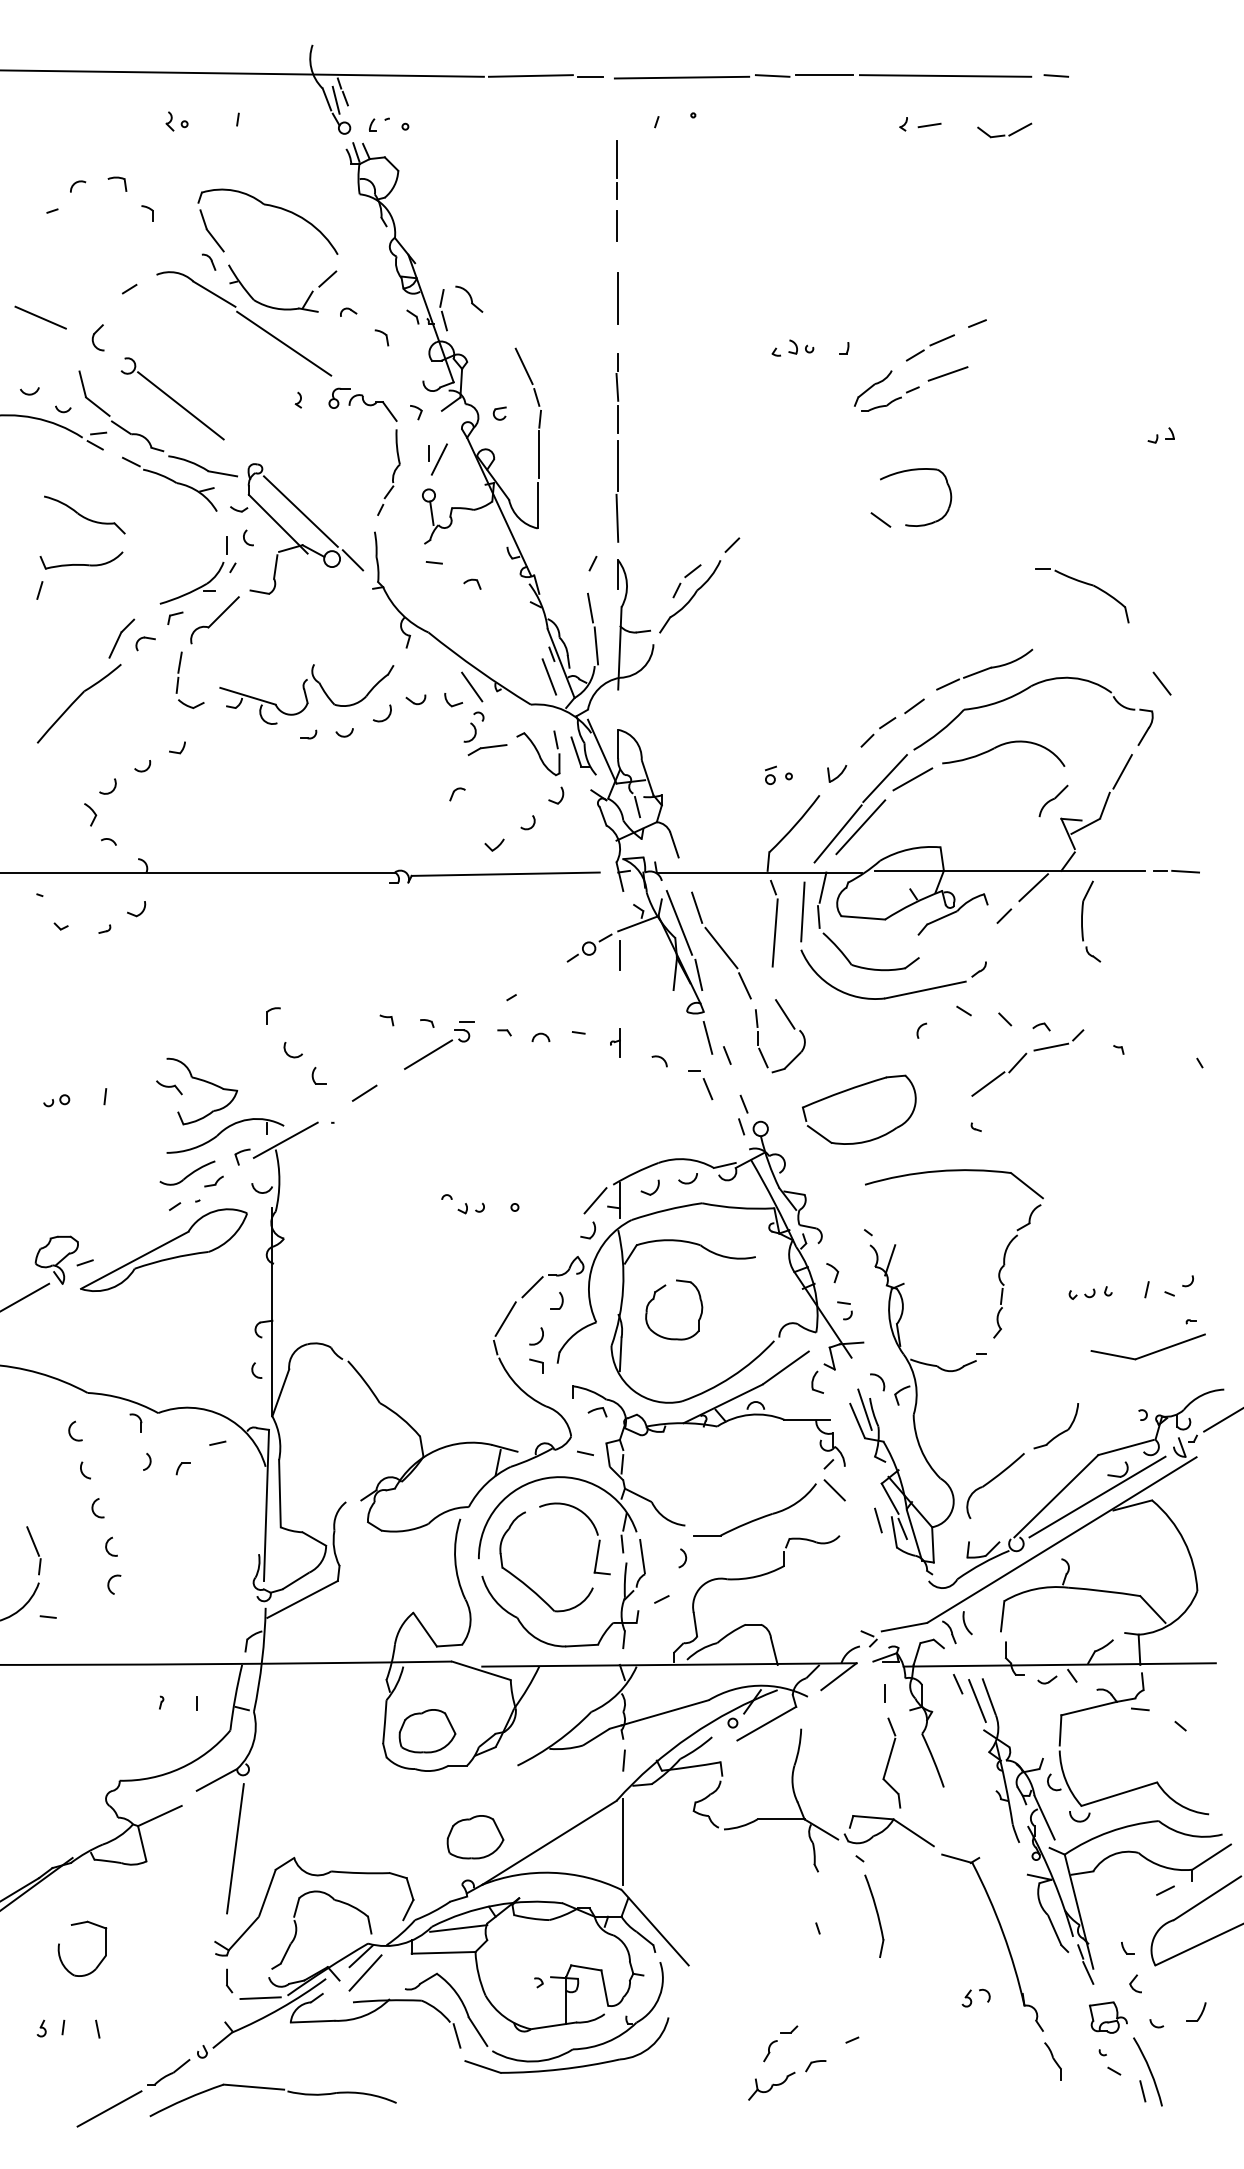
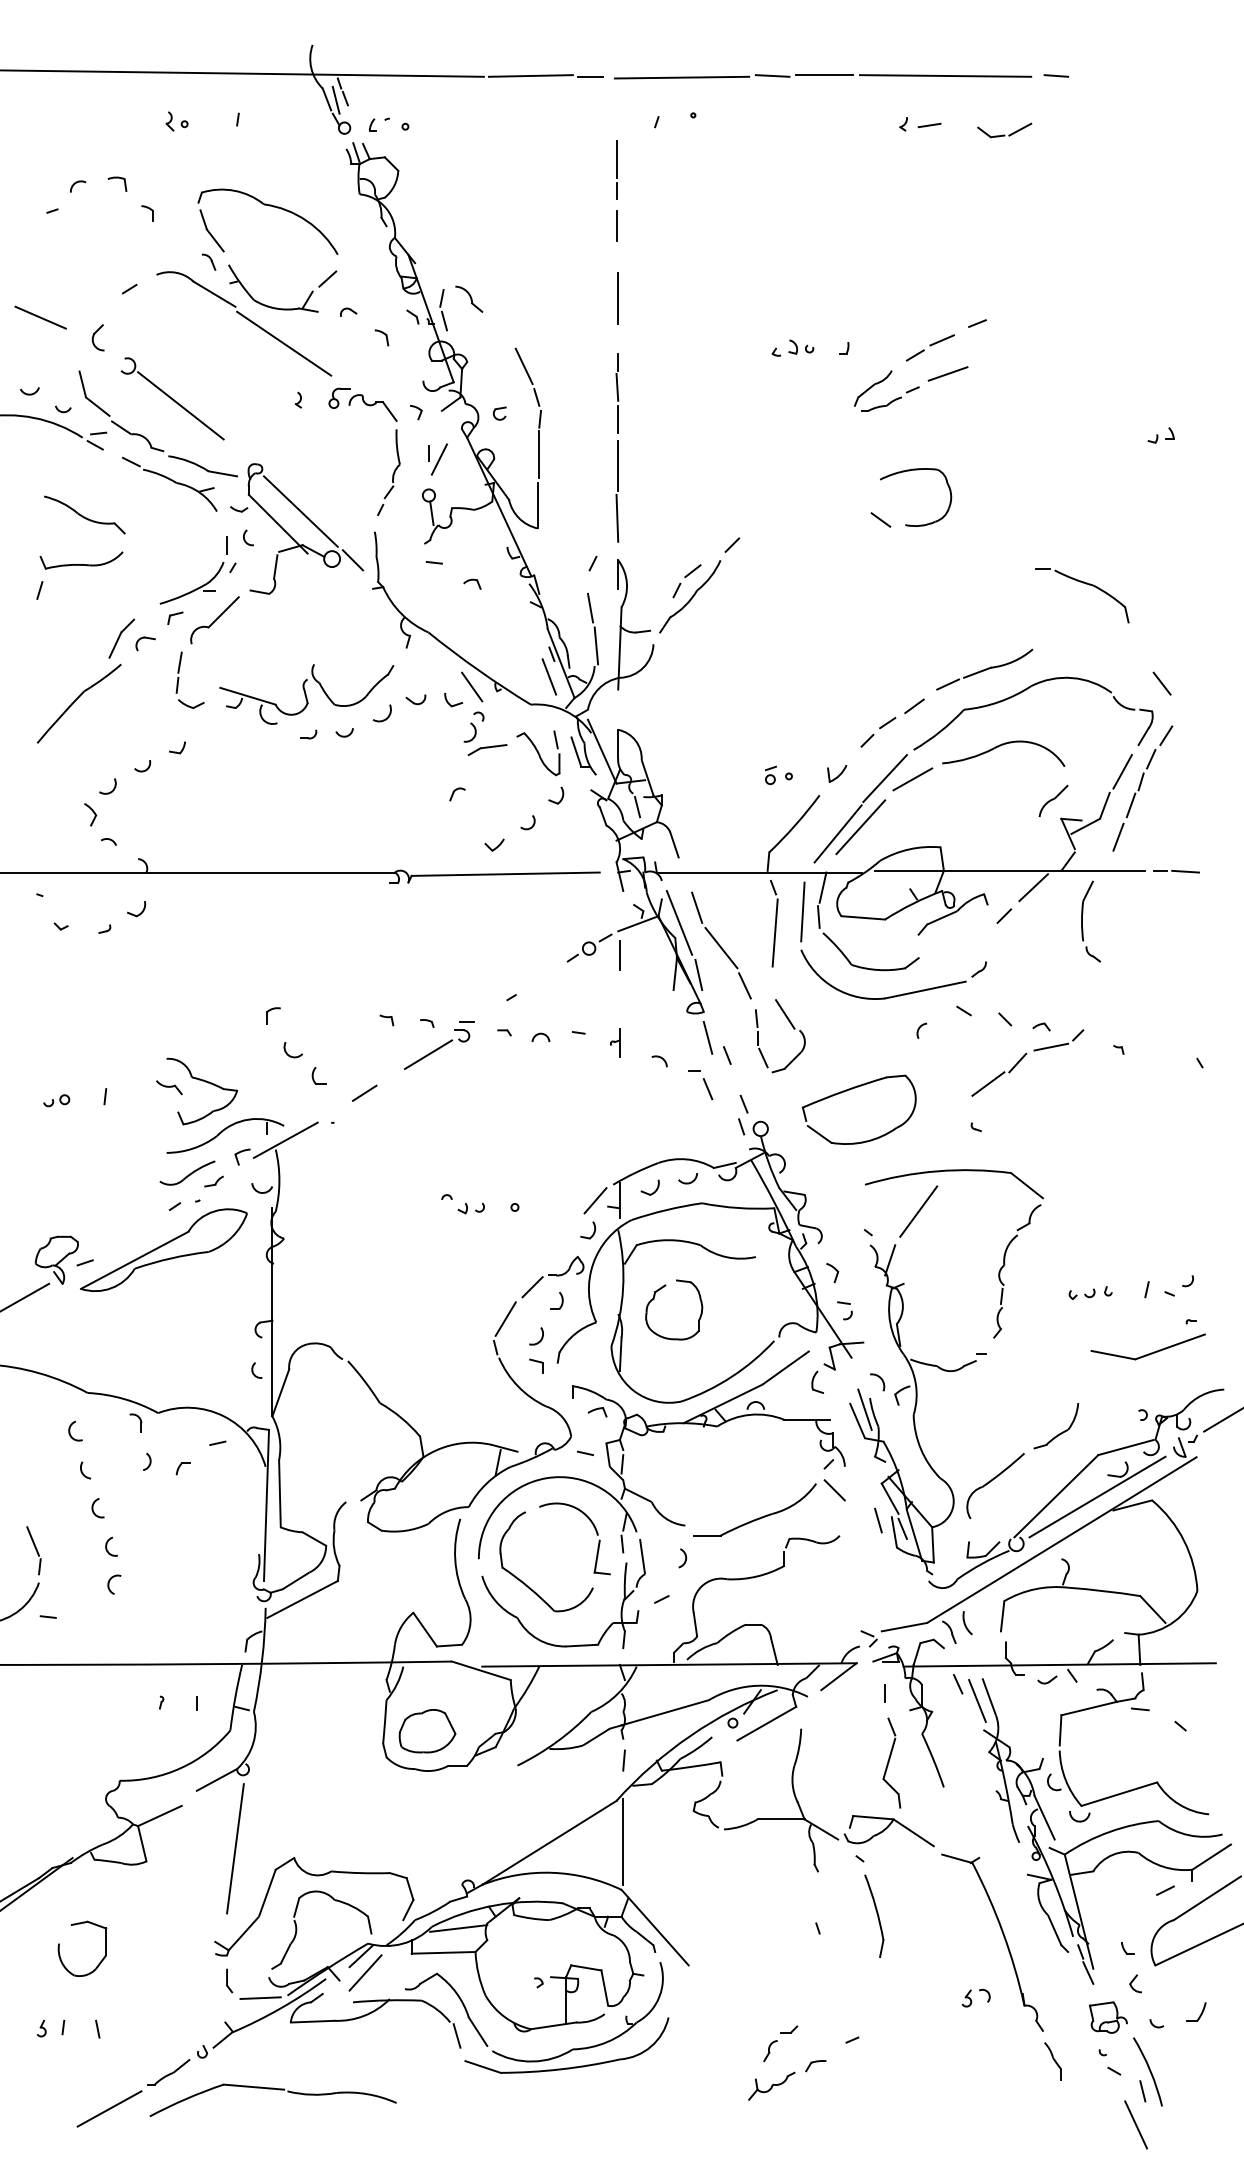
part: none -> present (1142, 788)
line: none -> present (918, 1211)
part: present -> none (475, 1837)
line: none -> present (1136, 2124)
